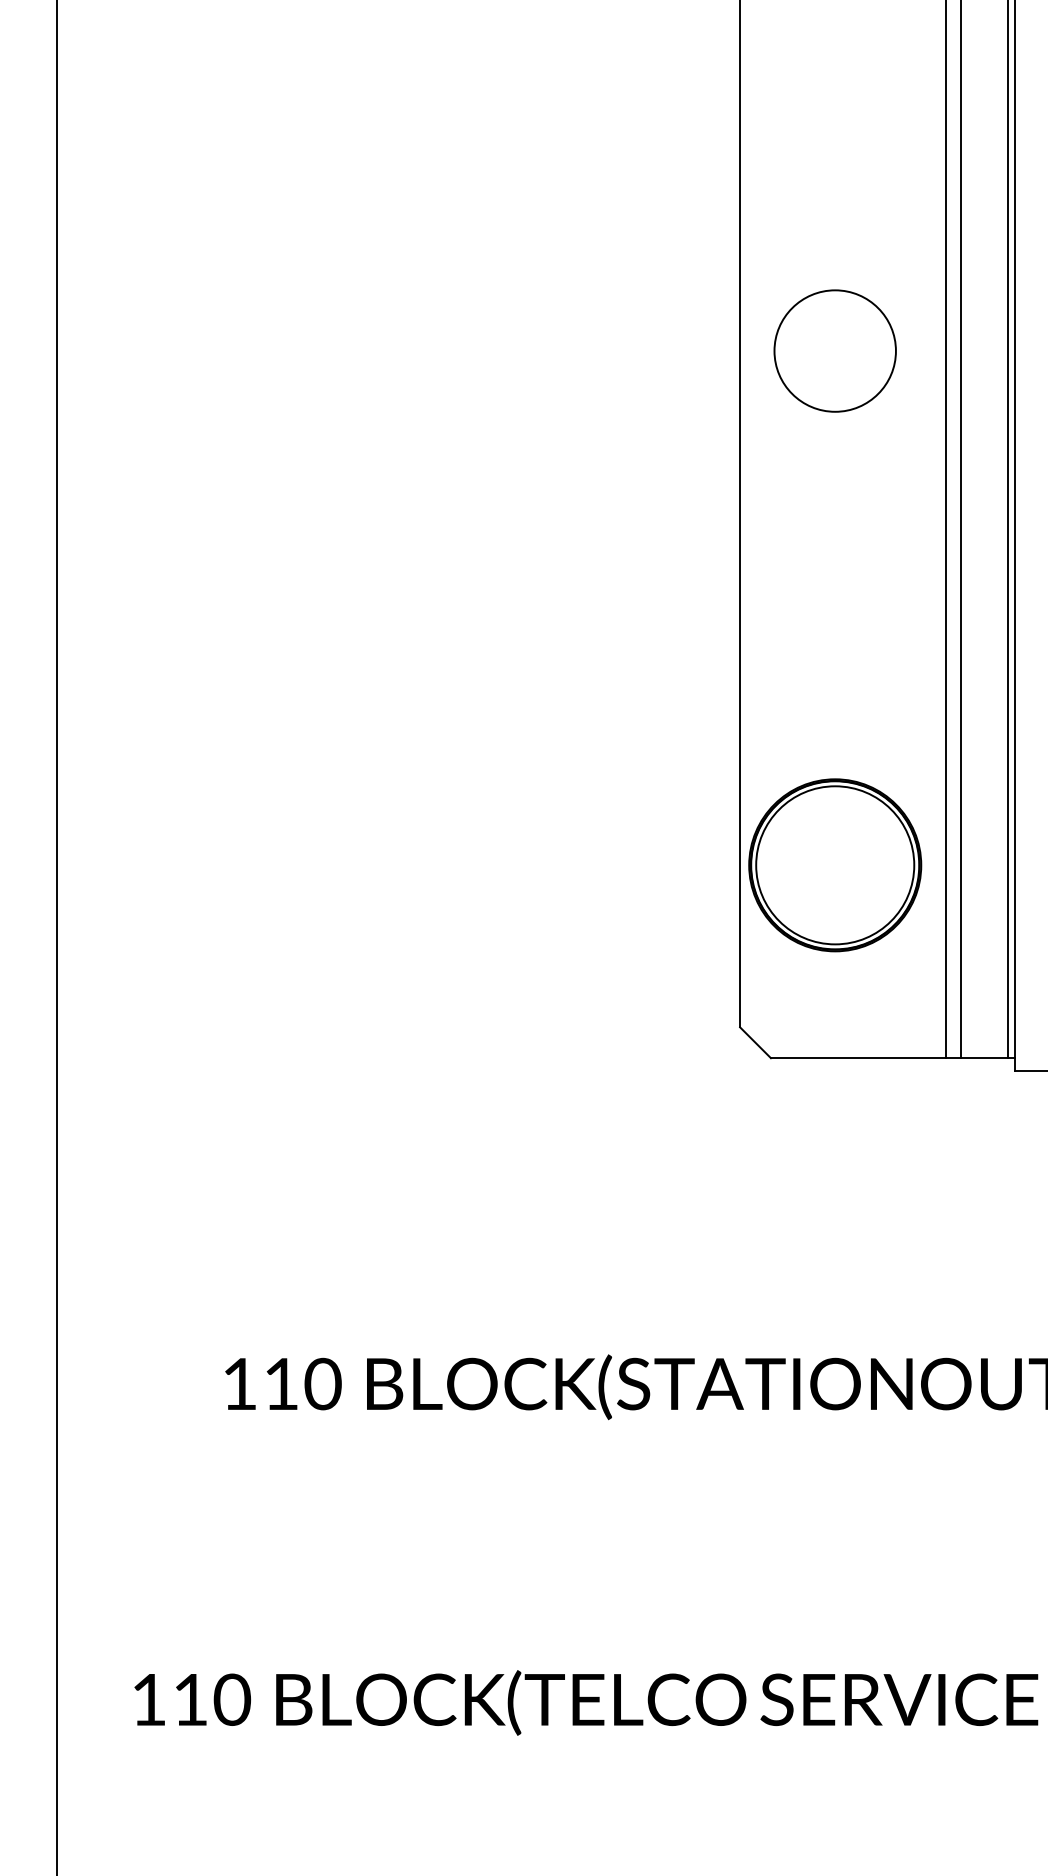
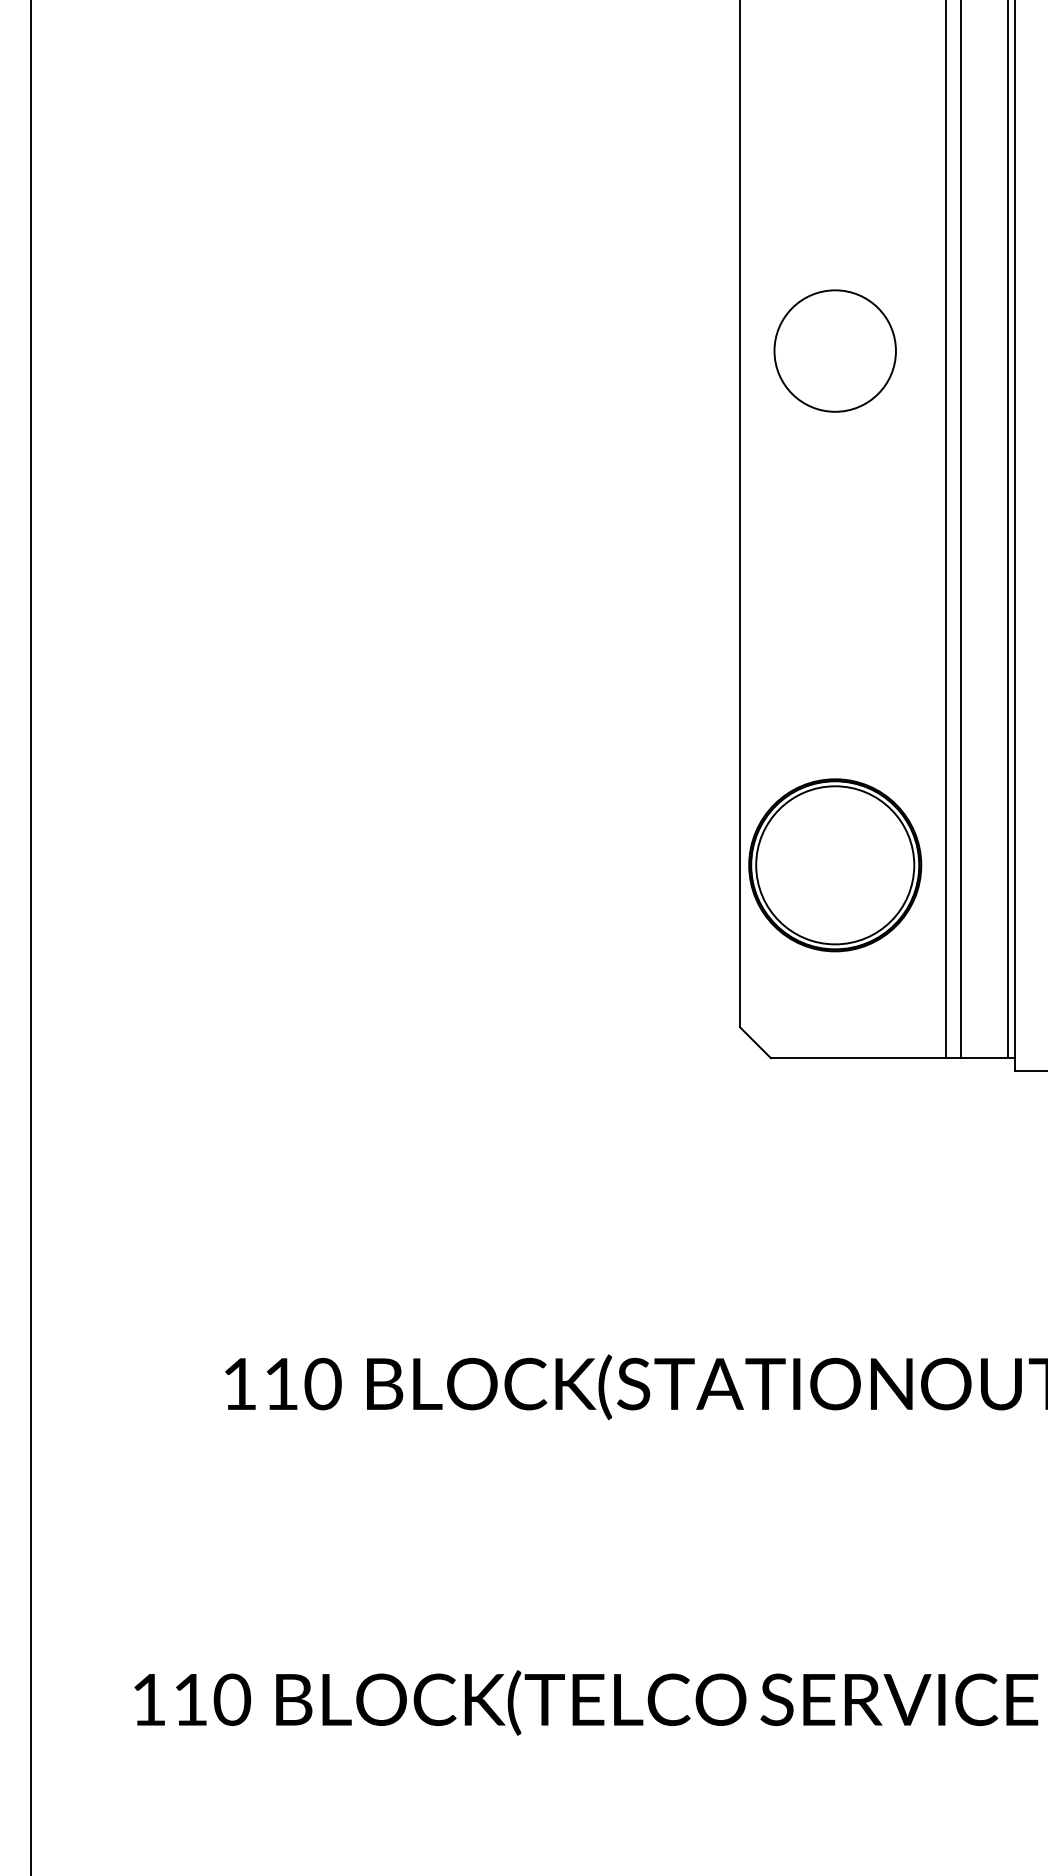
line position: (57, 937) -> (31, 937) (31, 937)
